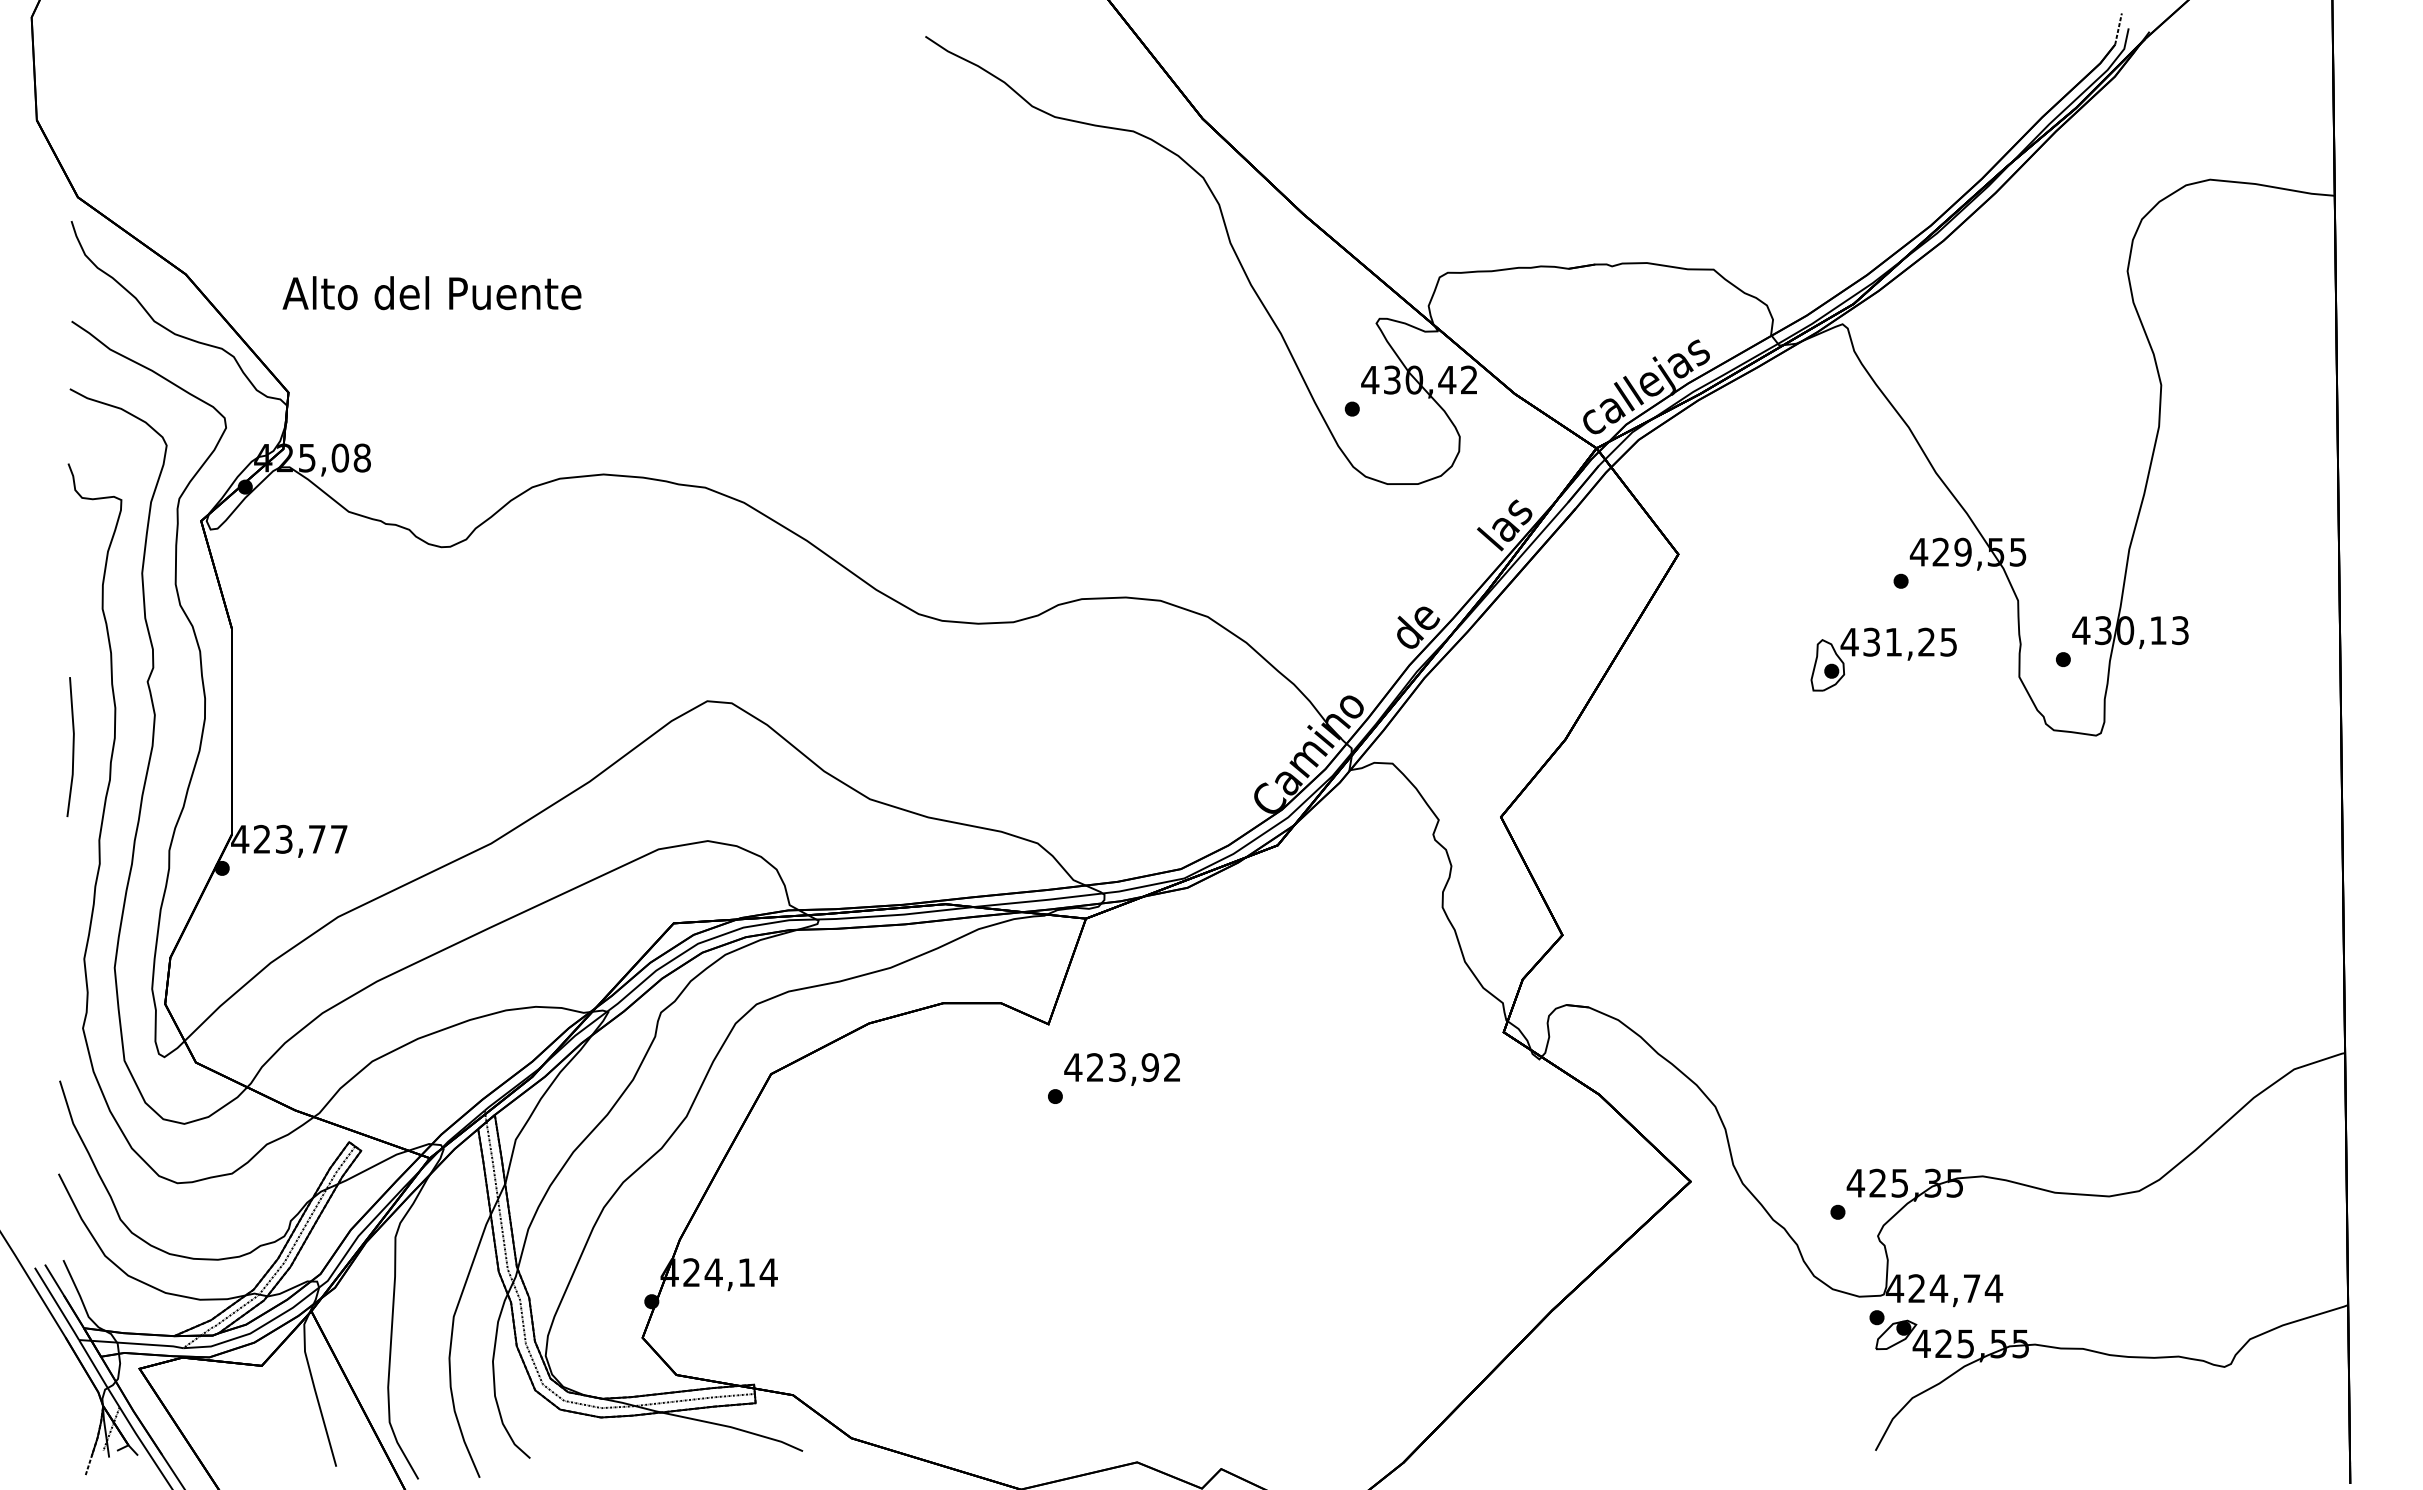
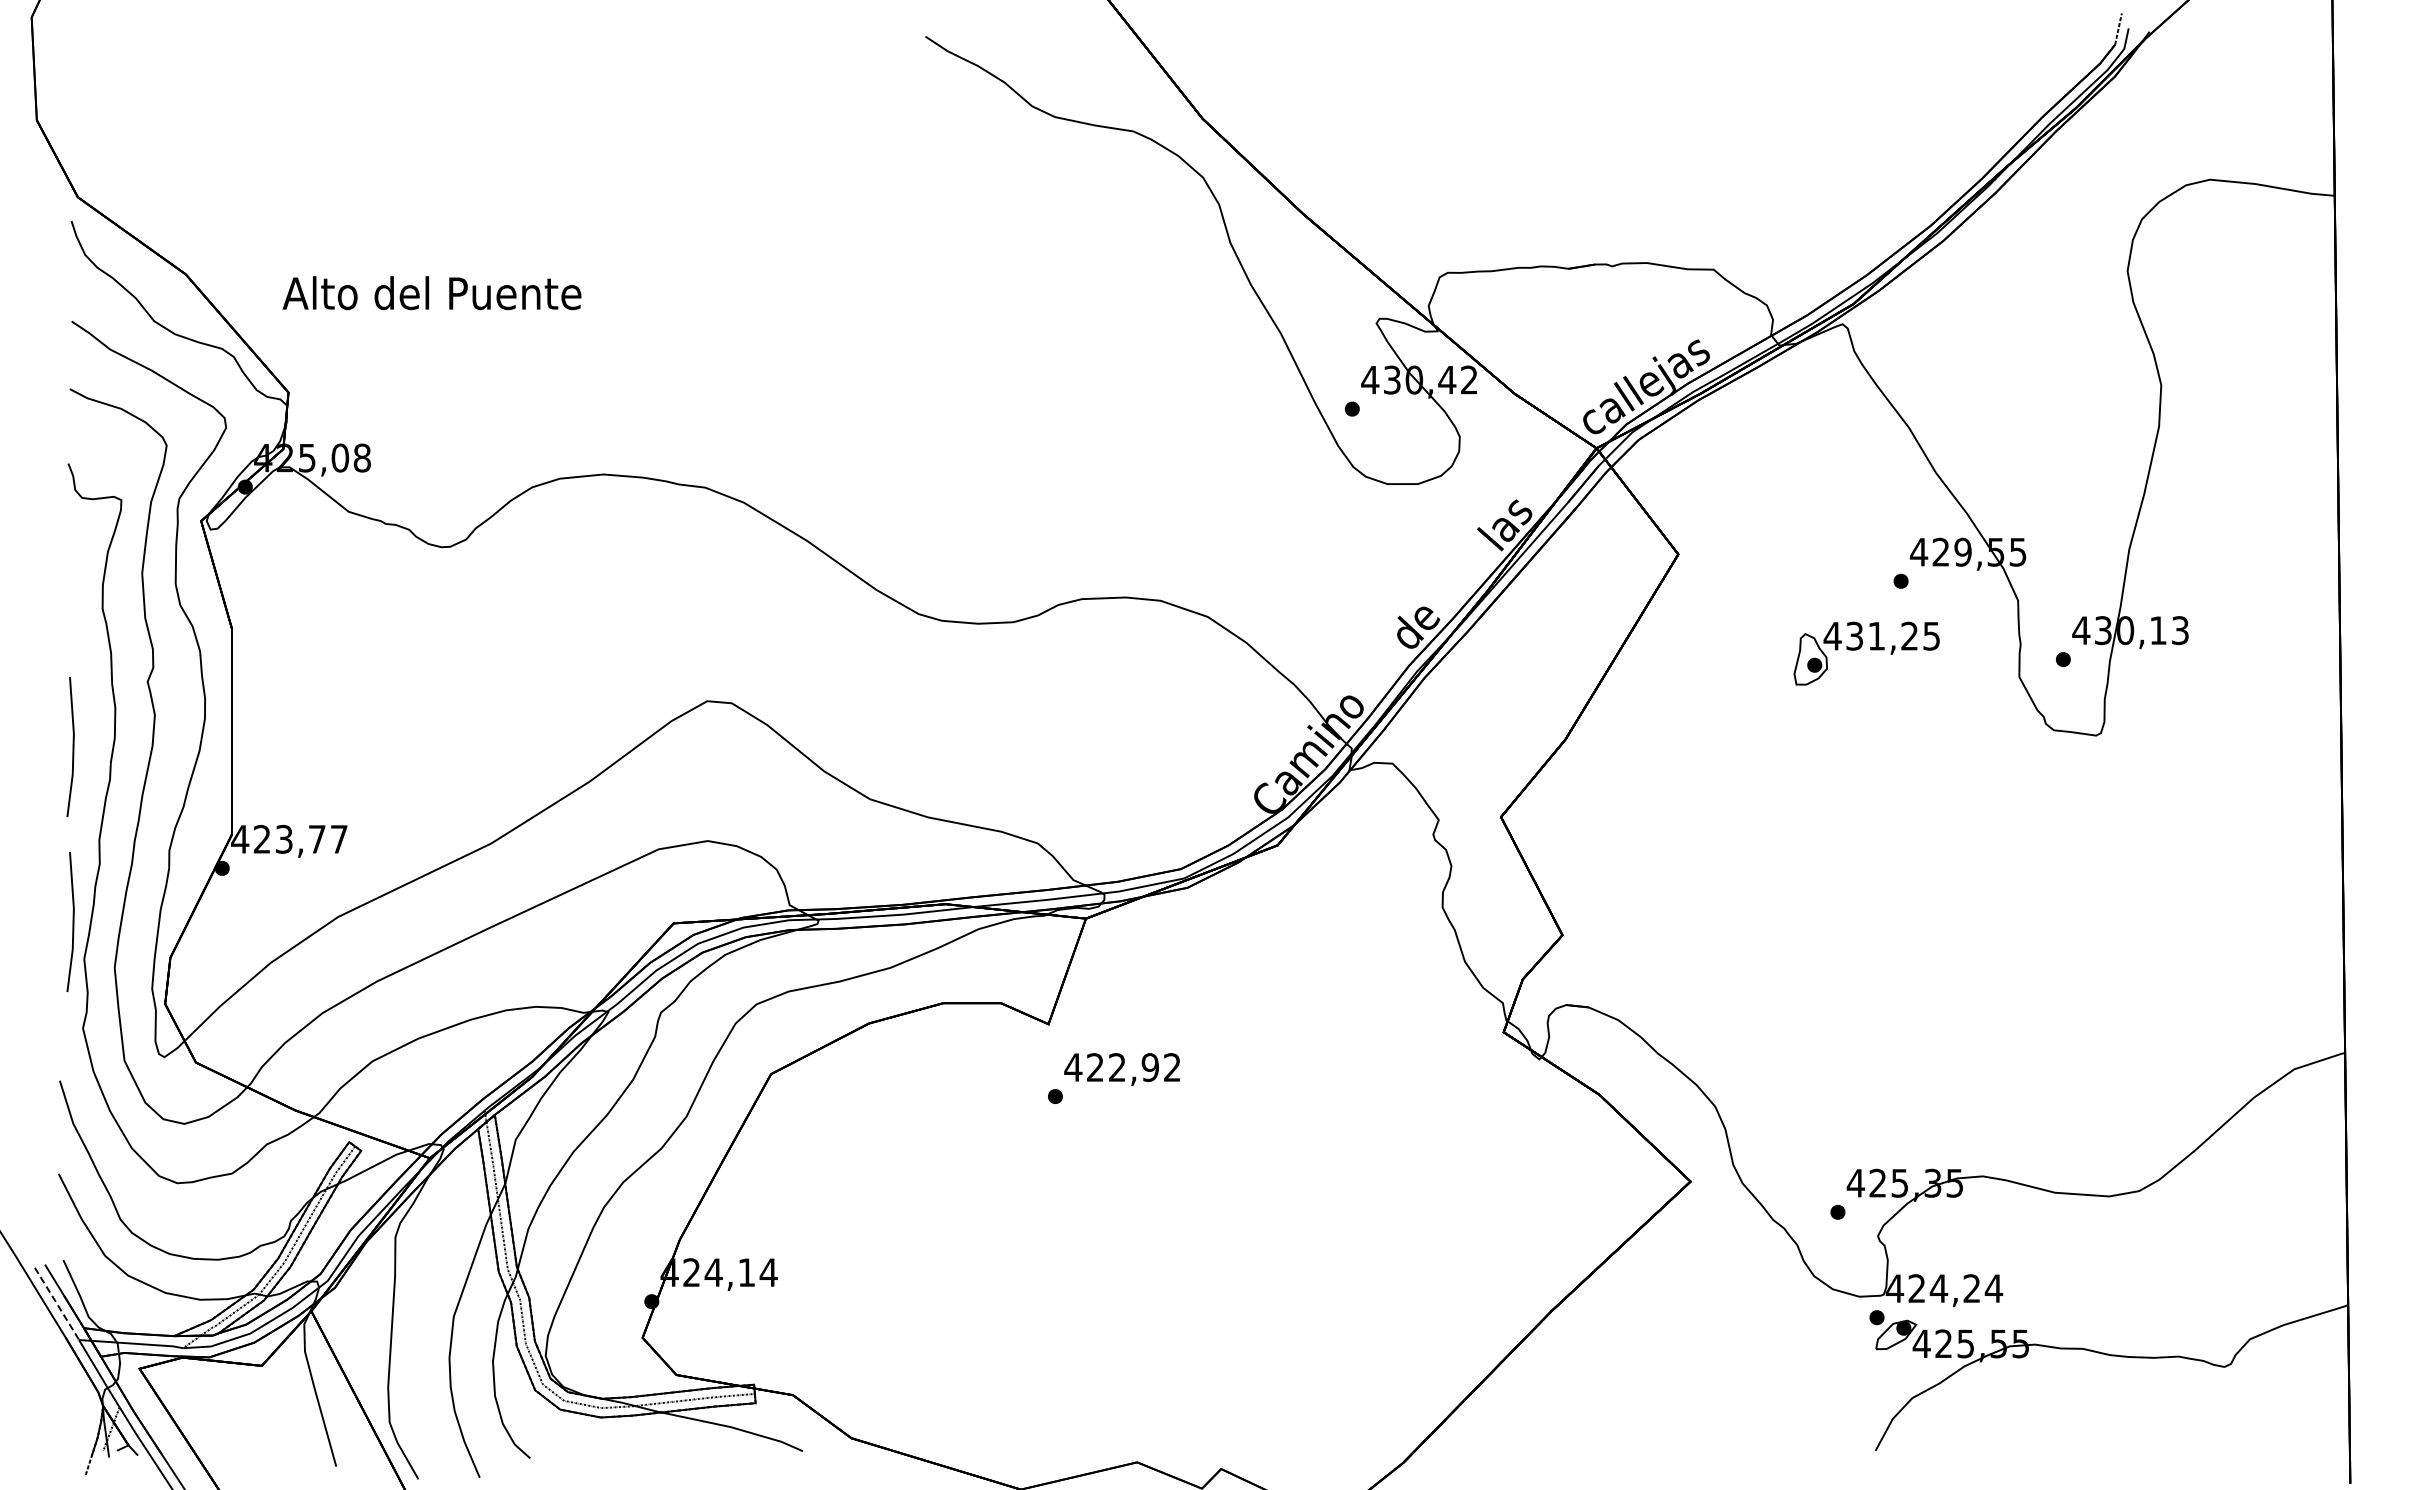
part position: (1883, 659) -> (1866, 653) (1866, 653)
line: none -> present (72, 921)
text: 423,92 -> 422,92 (1117, 1067)
text: 424,74 -> 424,24 (1971, 1288)
line: solid -> dashed (57, 1304)
